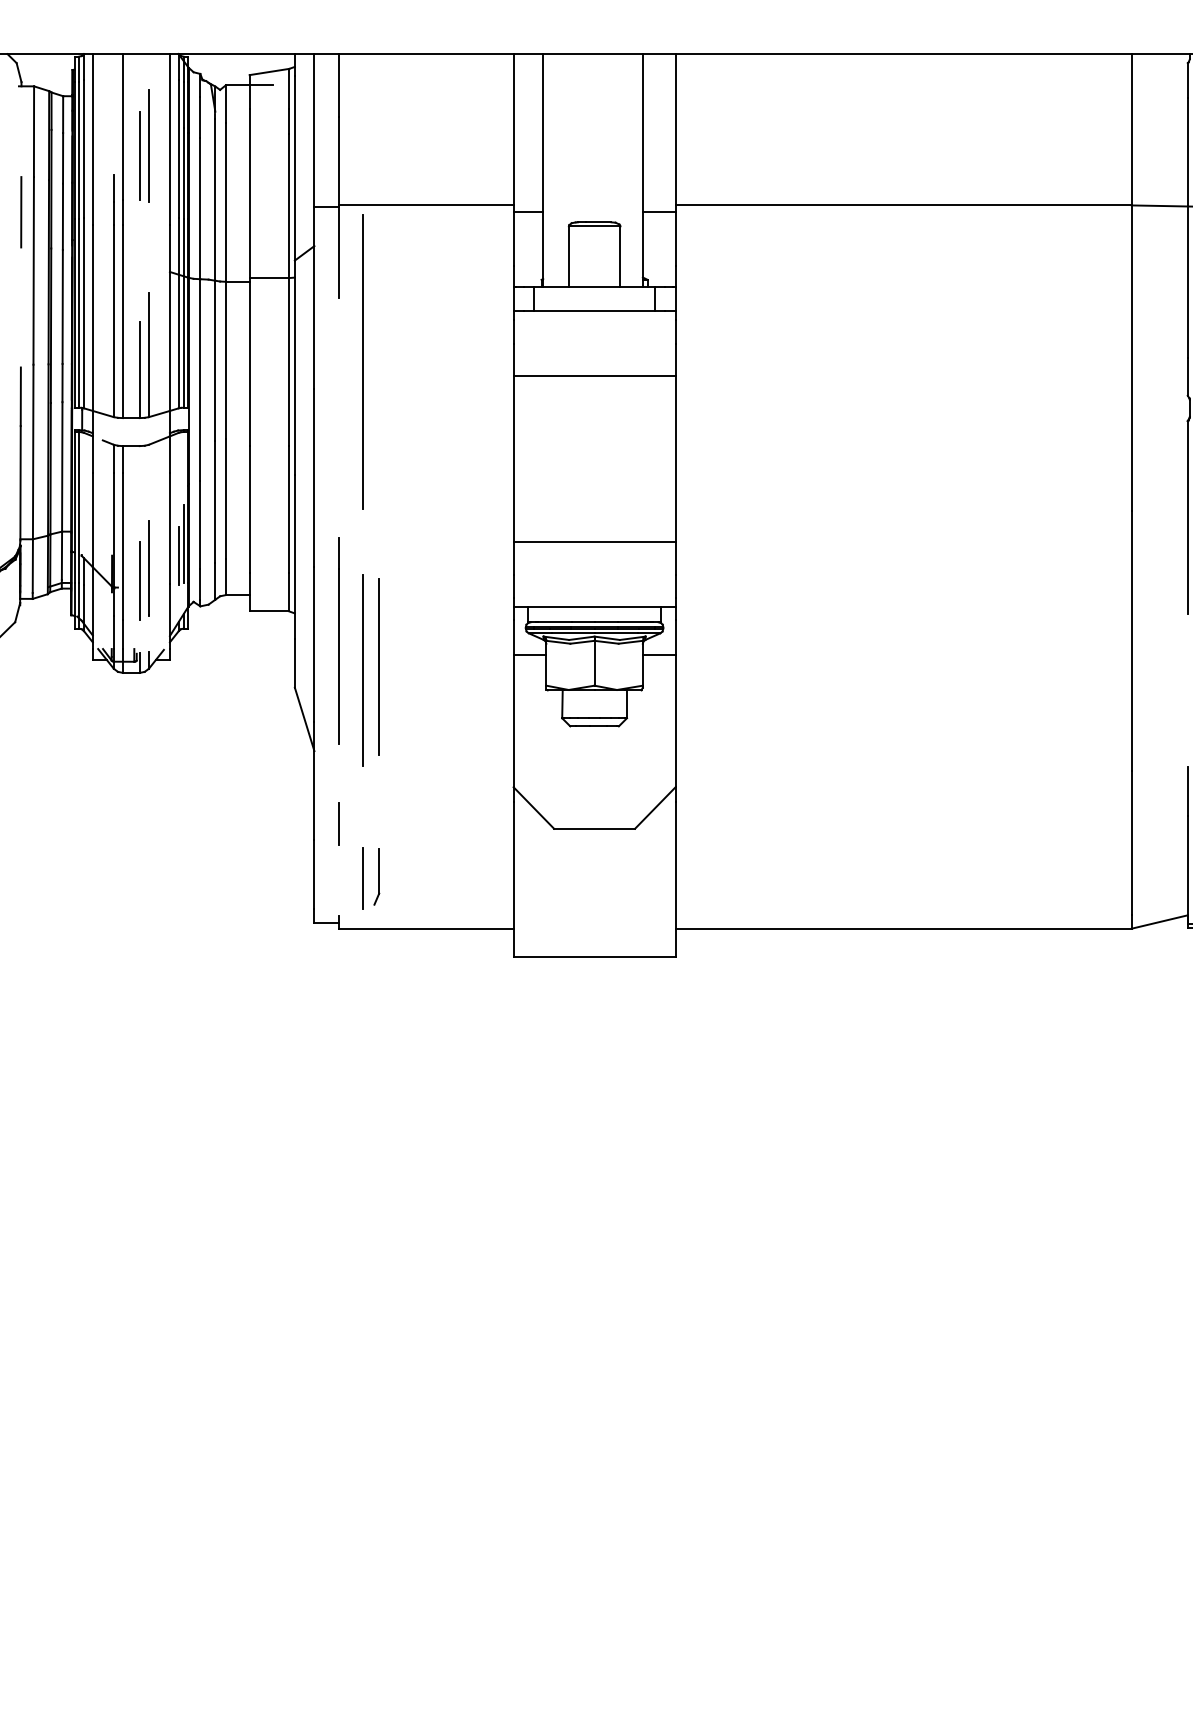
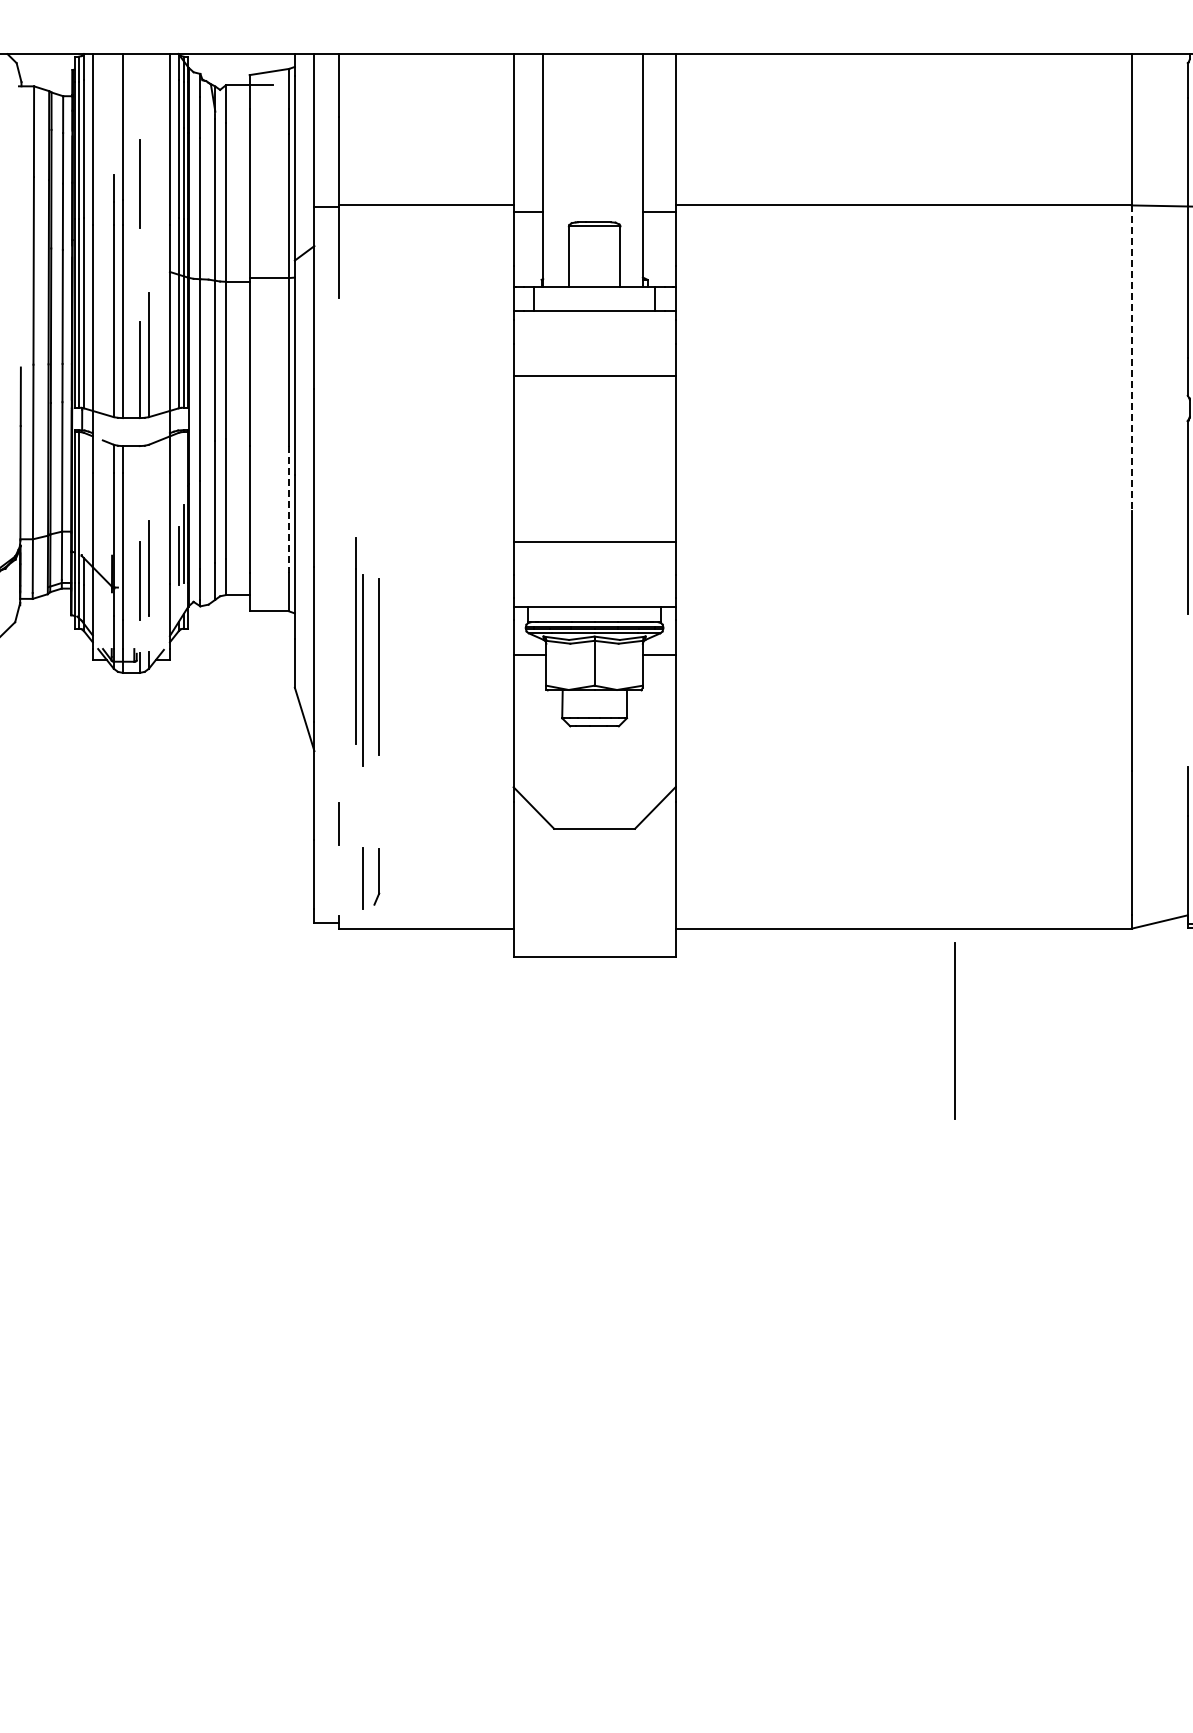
line: present -> none (148, 145)
line position: (139, 155) -> (139, 183) (139, 183)
line: present -> none (21, 212)
line: solid -> dashed (1131, 358)
line: present -> none (363, 361)
line: solid -> dashed (289, 509)
line position: (338, 640) -> (355, 640) (355, 640)
line: none -> present (954, 1030)
